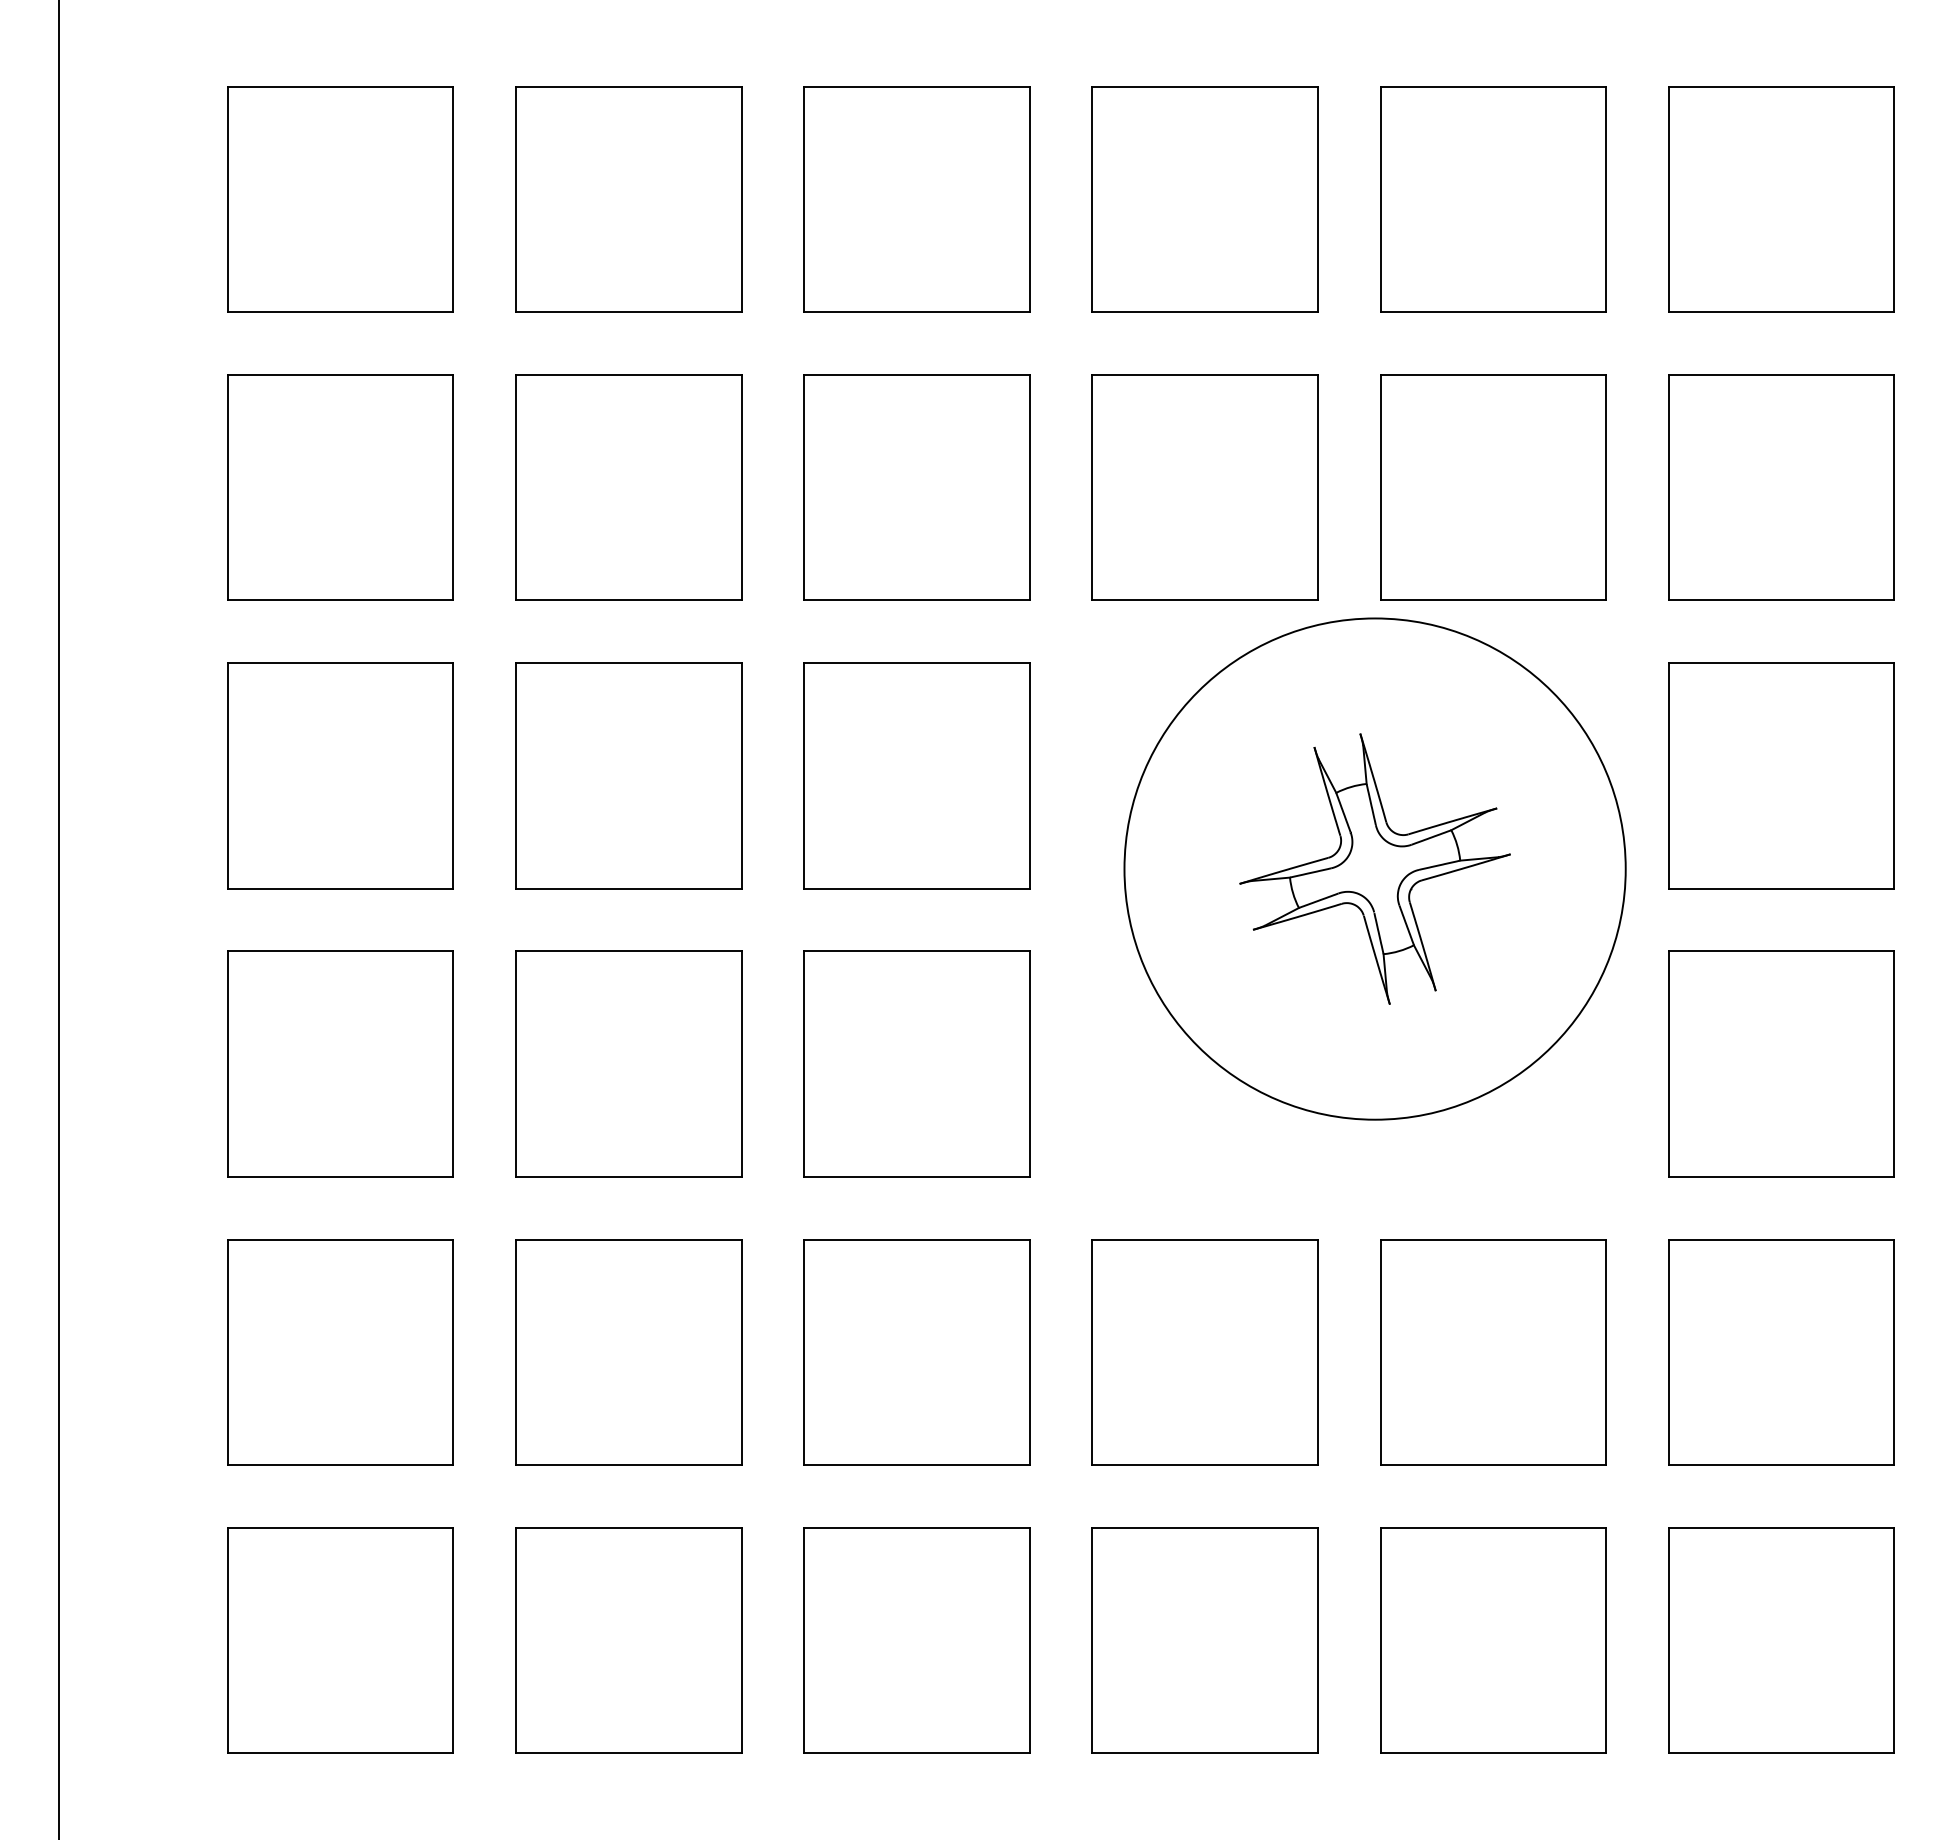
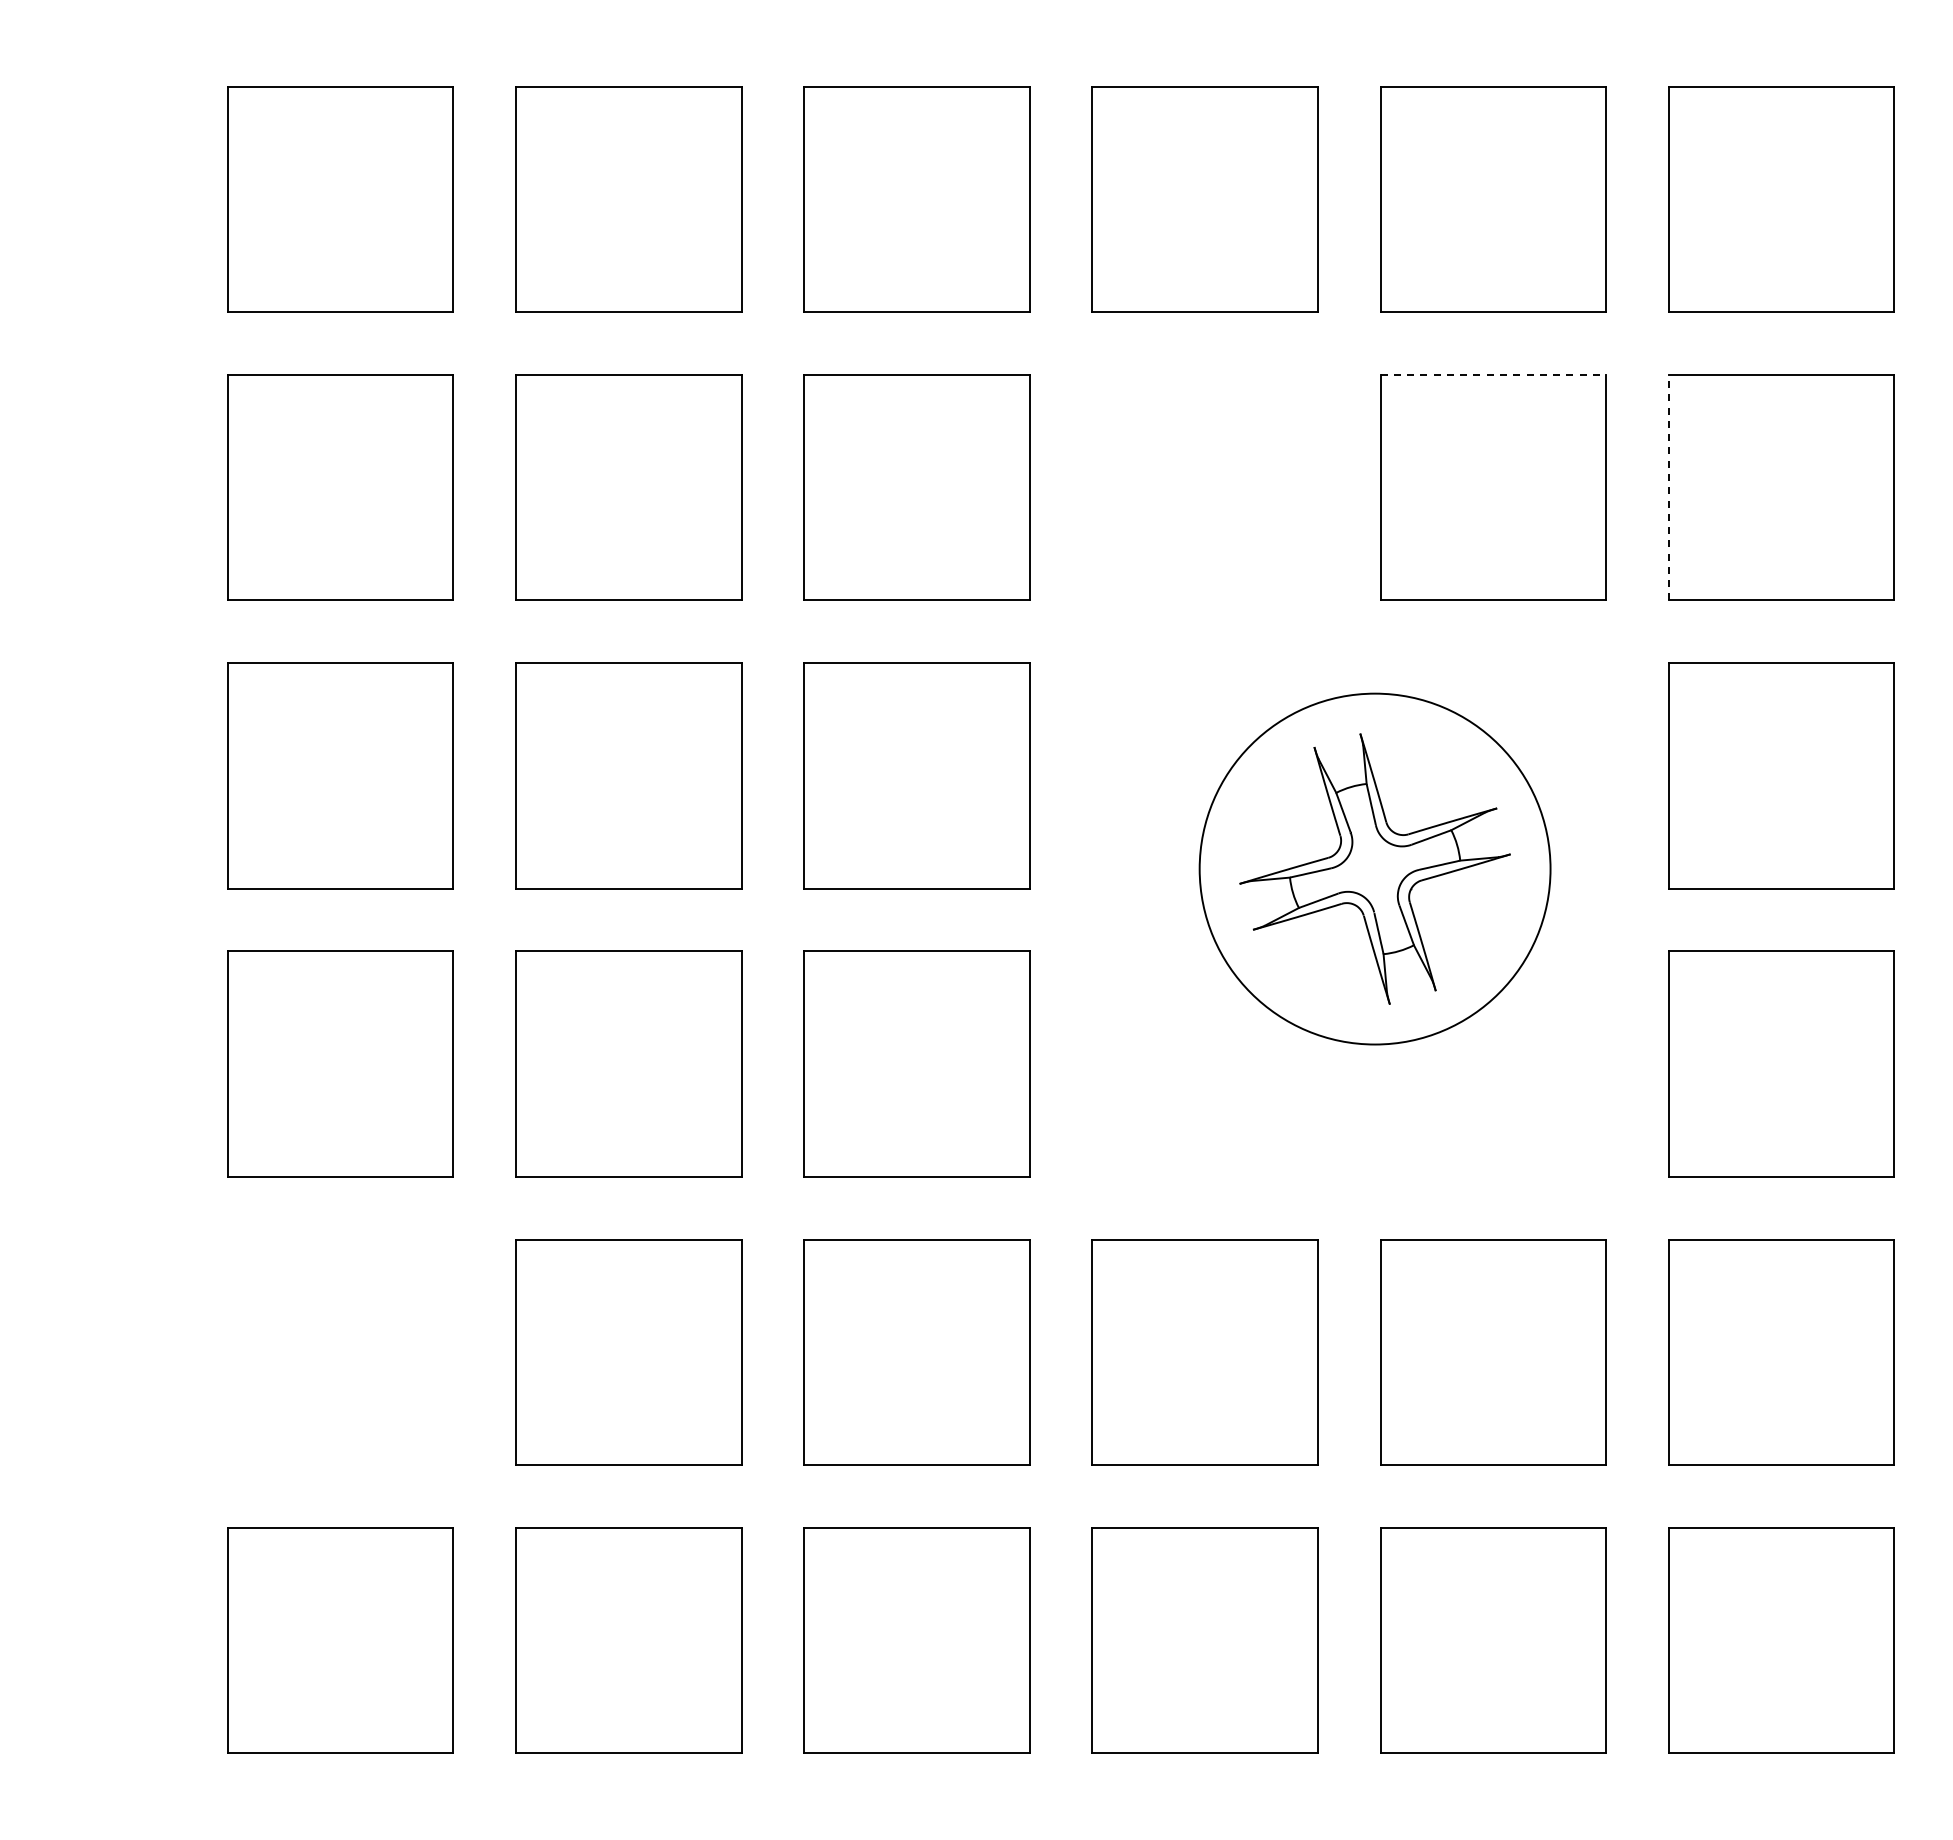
line: solid -> dashed (1493, 374)
part: present -> none (1204, 487)
line: solid -> dashed (1668, 487)
circle diameter: 501 px -> 351 px (1374, 868)
line: present -> none (58, 919)
part: present -> none (340, 1352)
